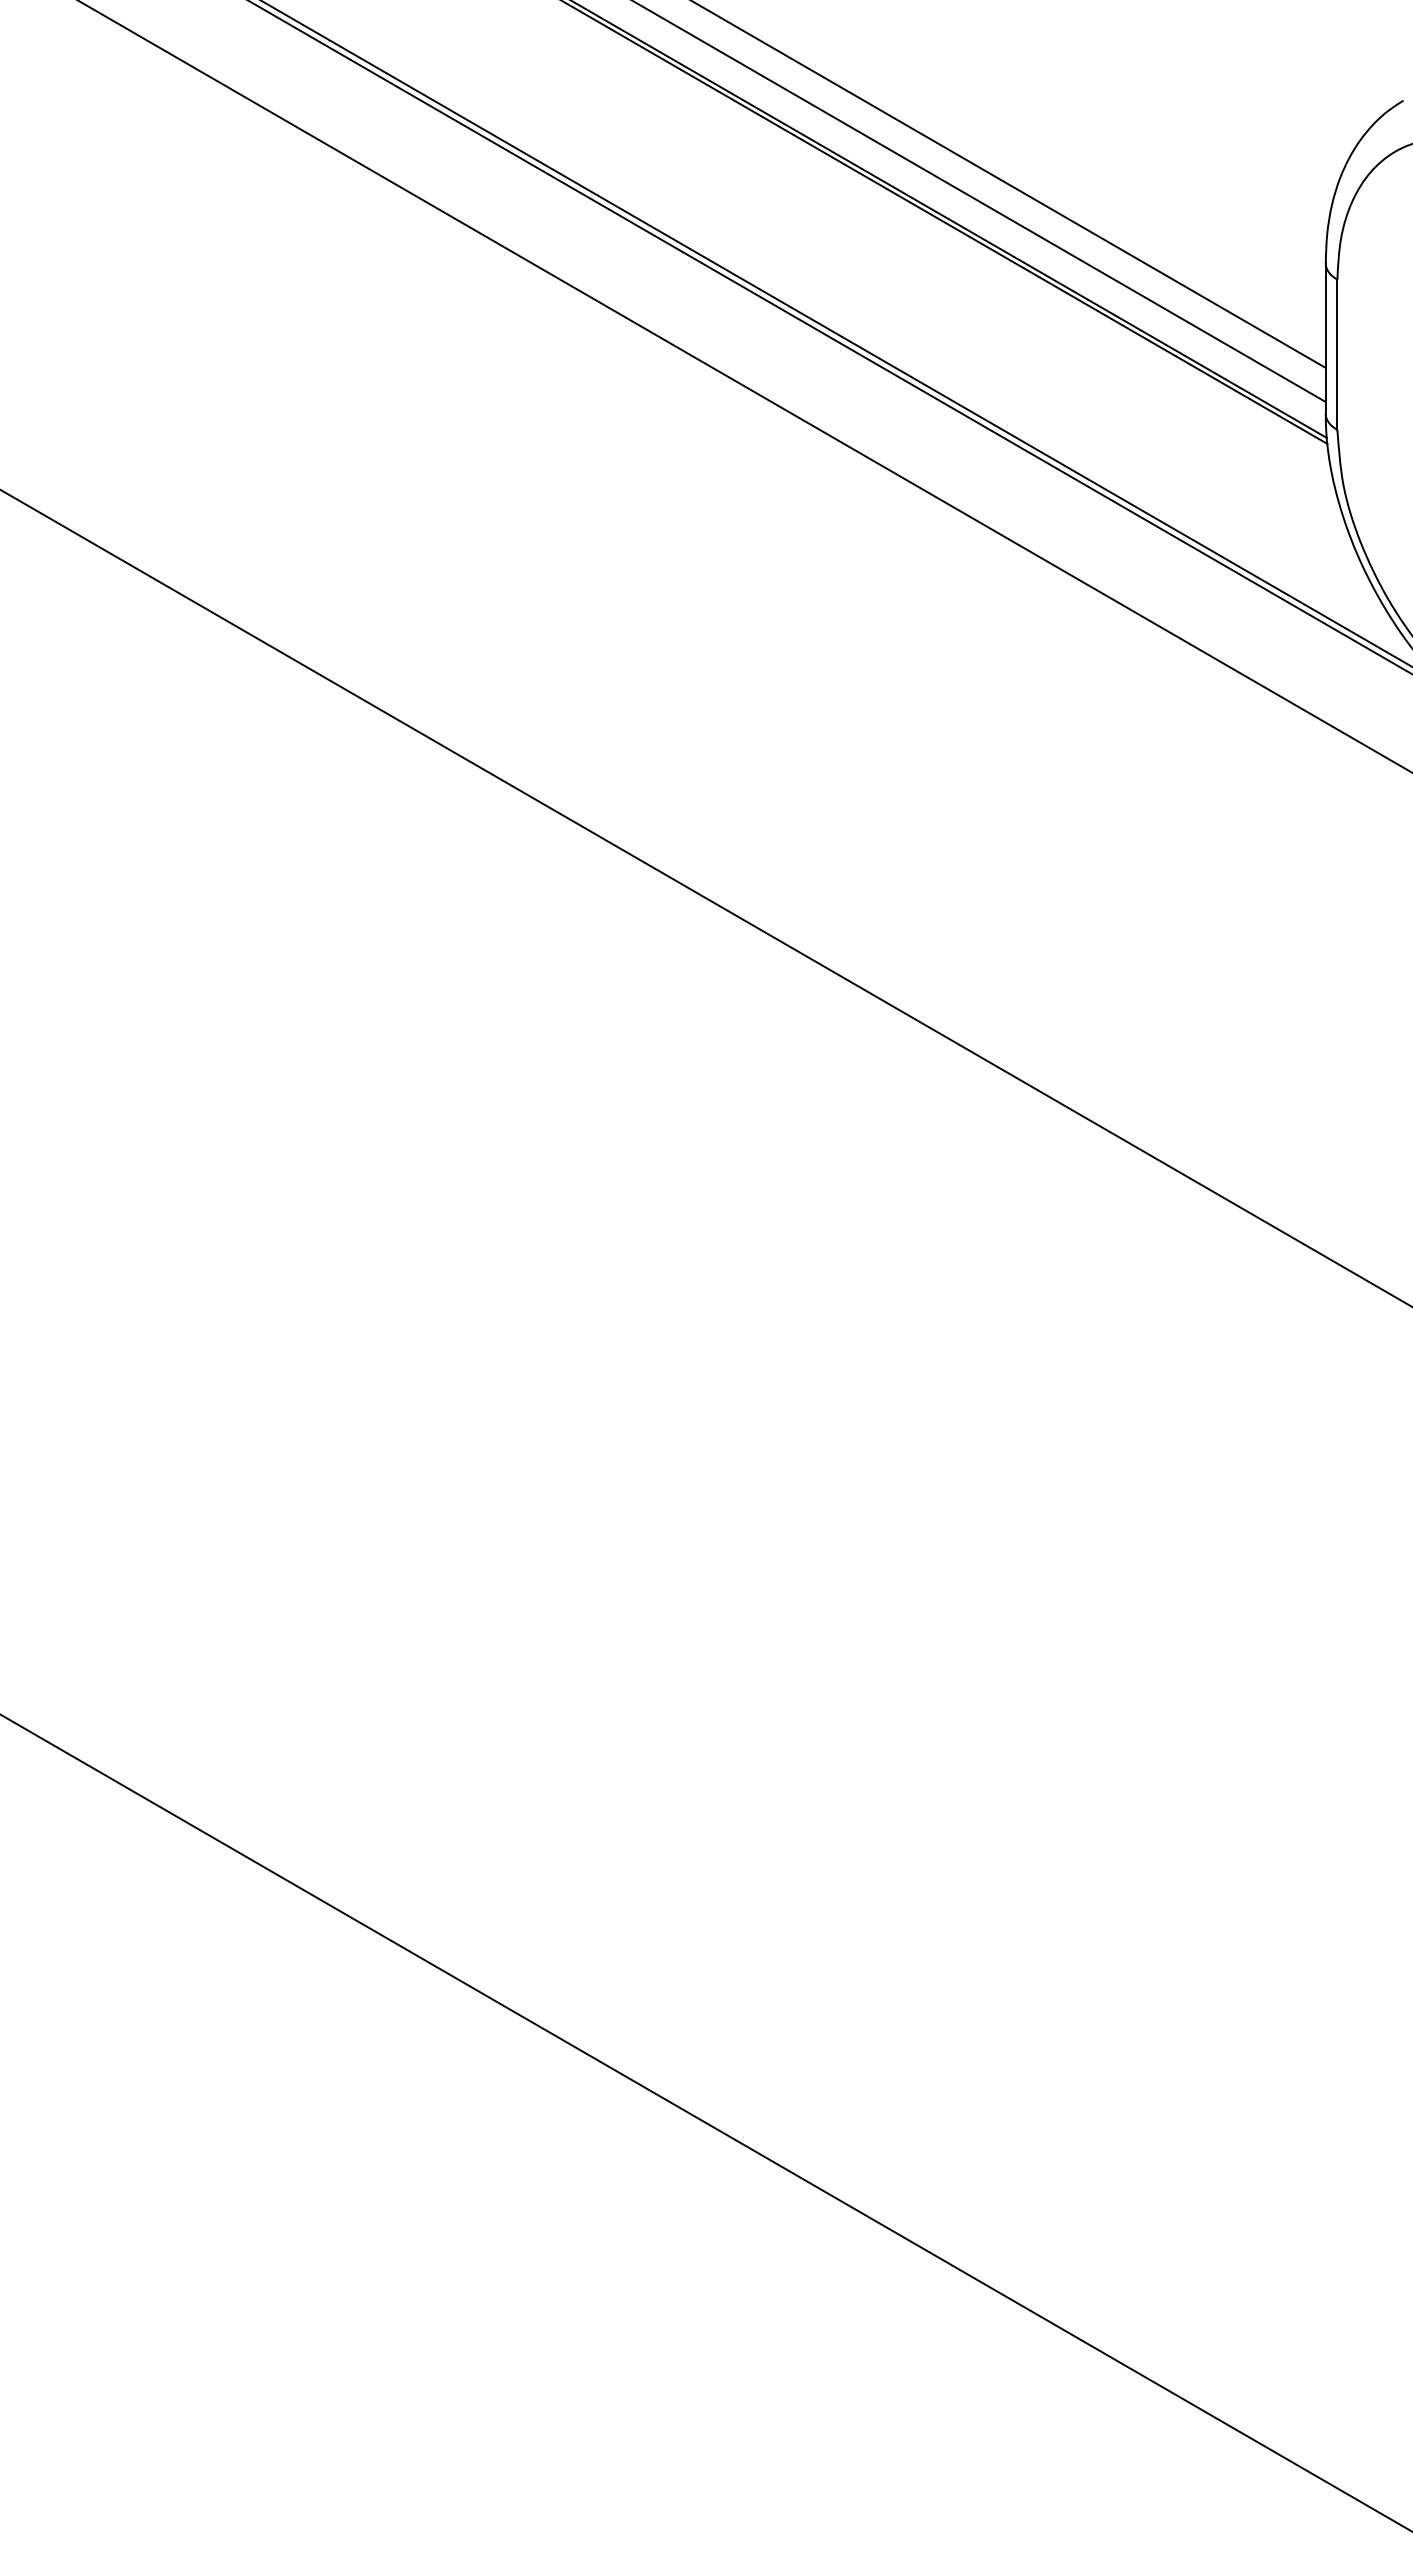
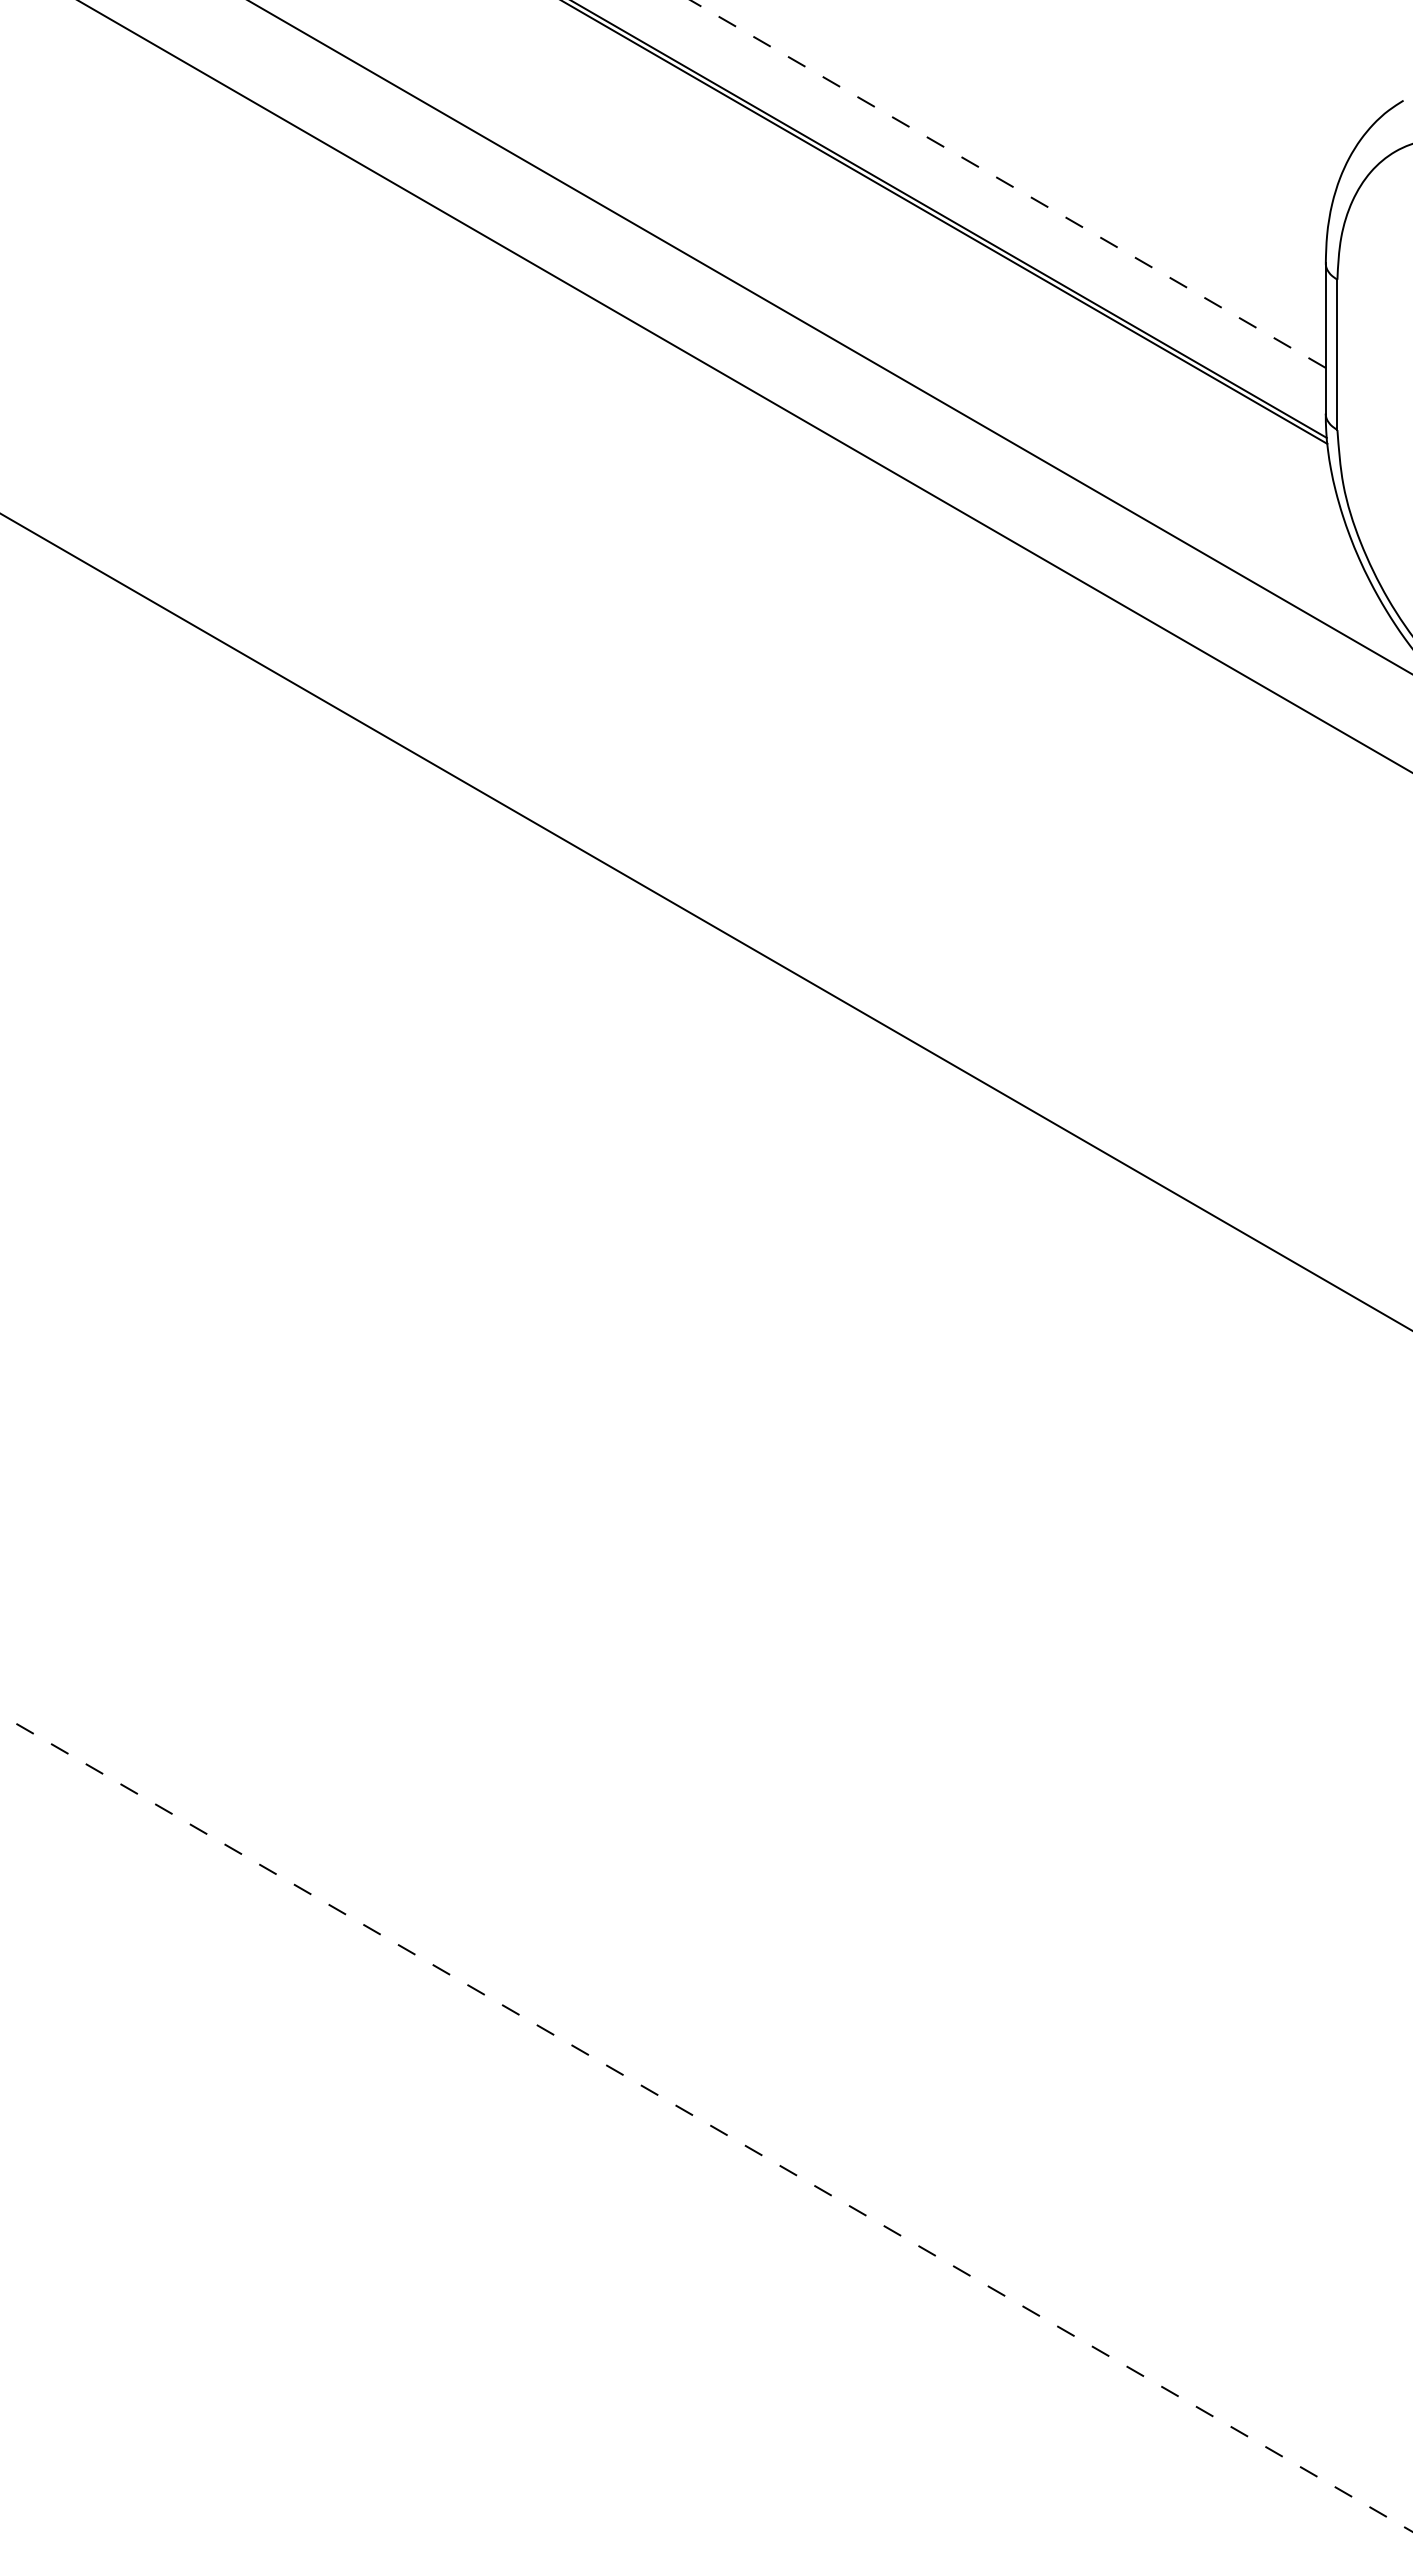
line: solid -> dashed (1008, 184)
line: present -> none (980, 202)
line: present -> none (836, 333)
line position: (705, 897) -> (705, 921) (705, 921)
line: solid -> dashed (706, 2123)
